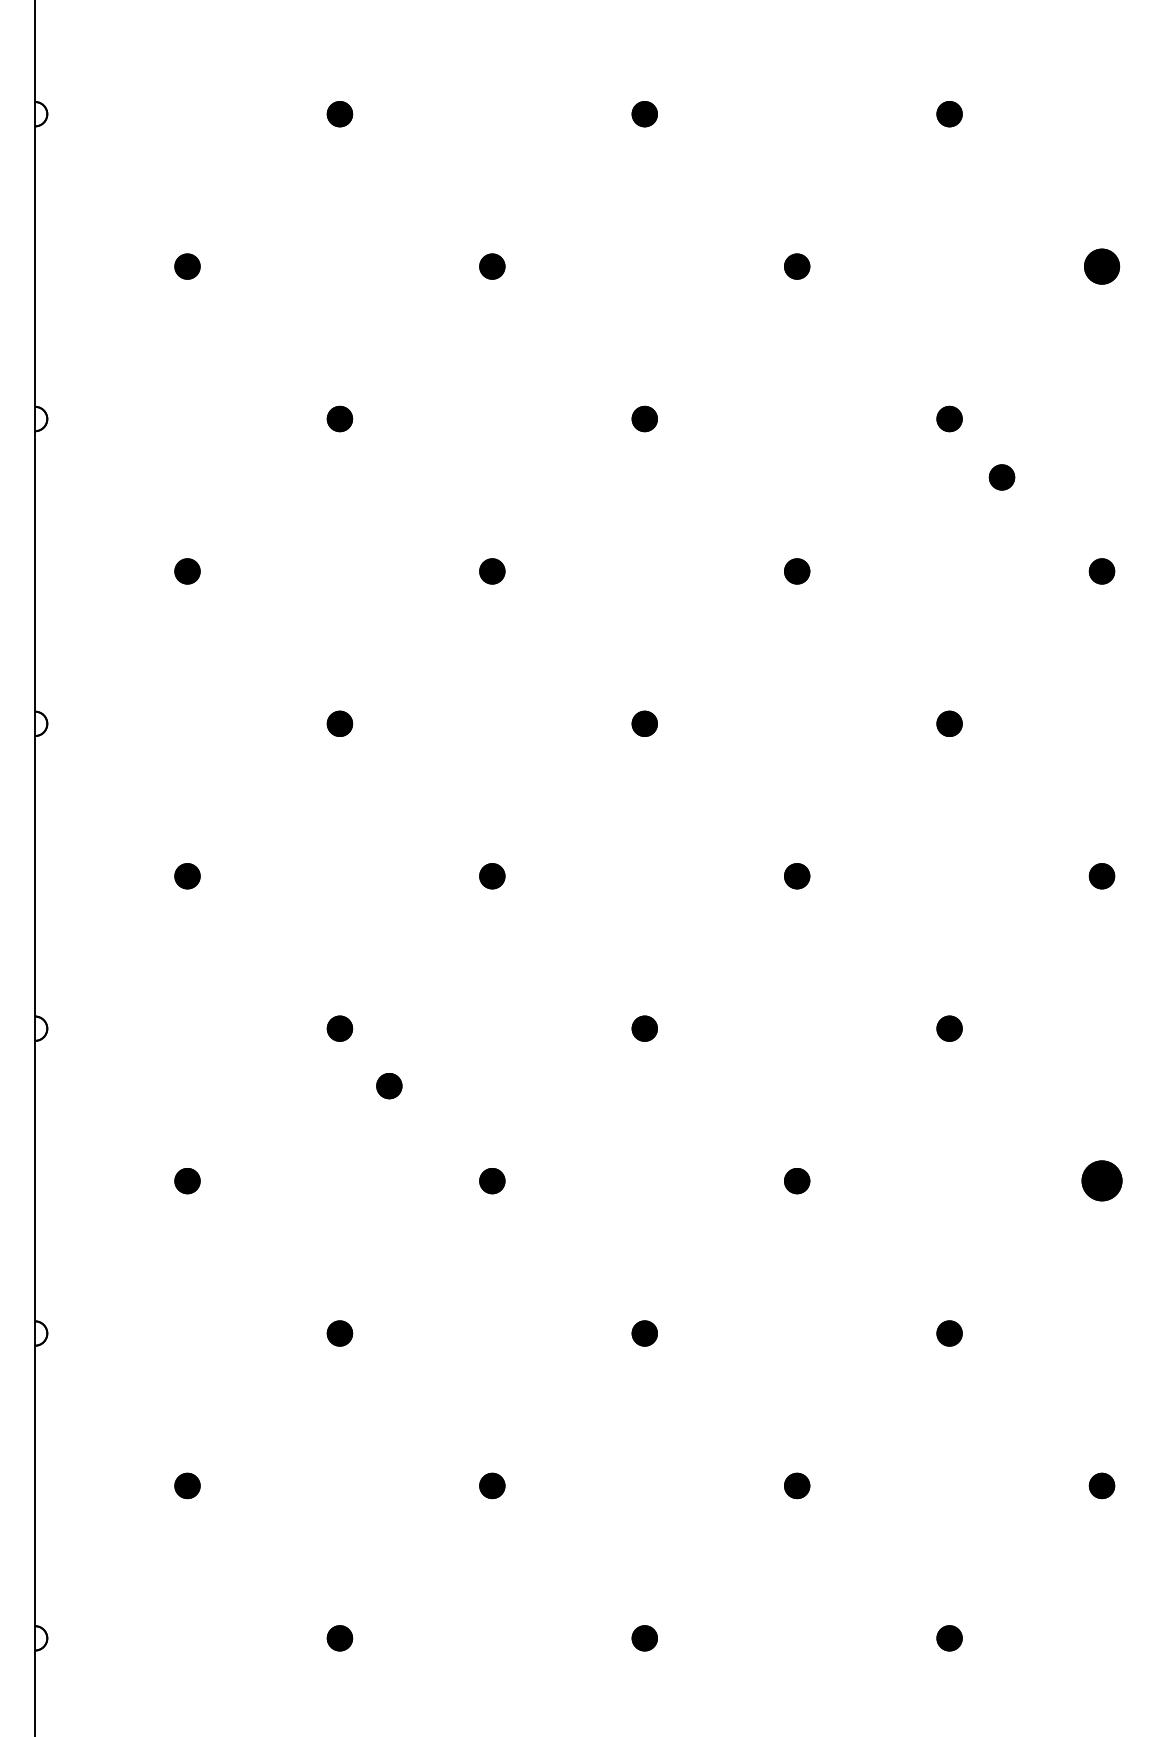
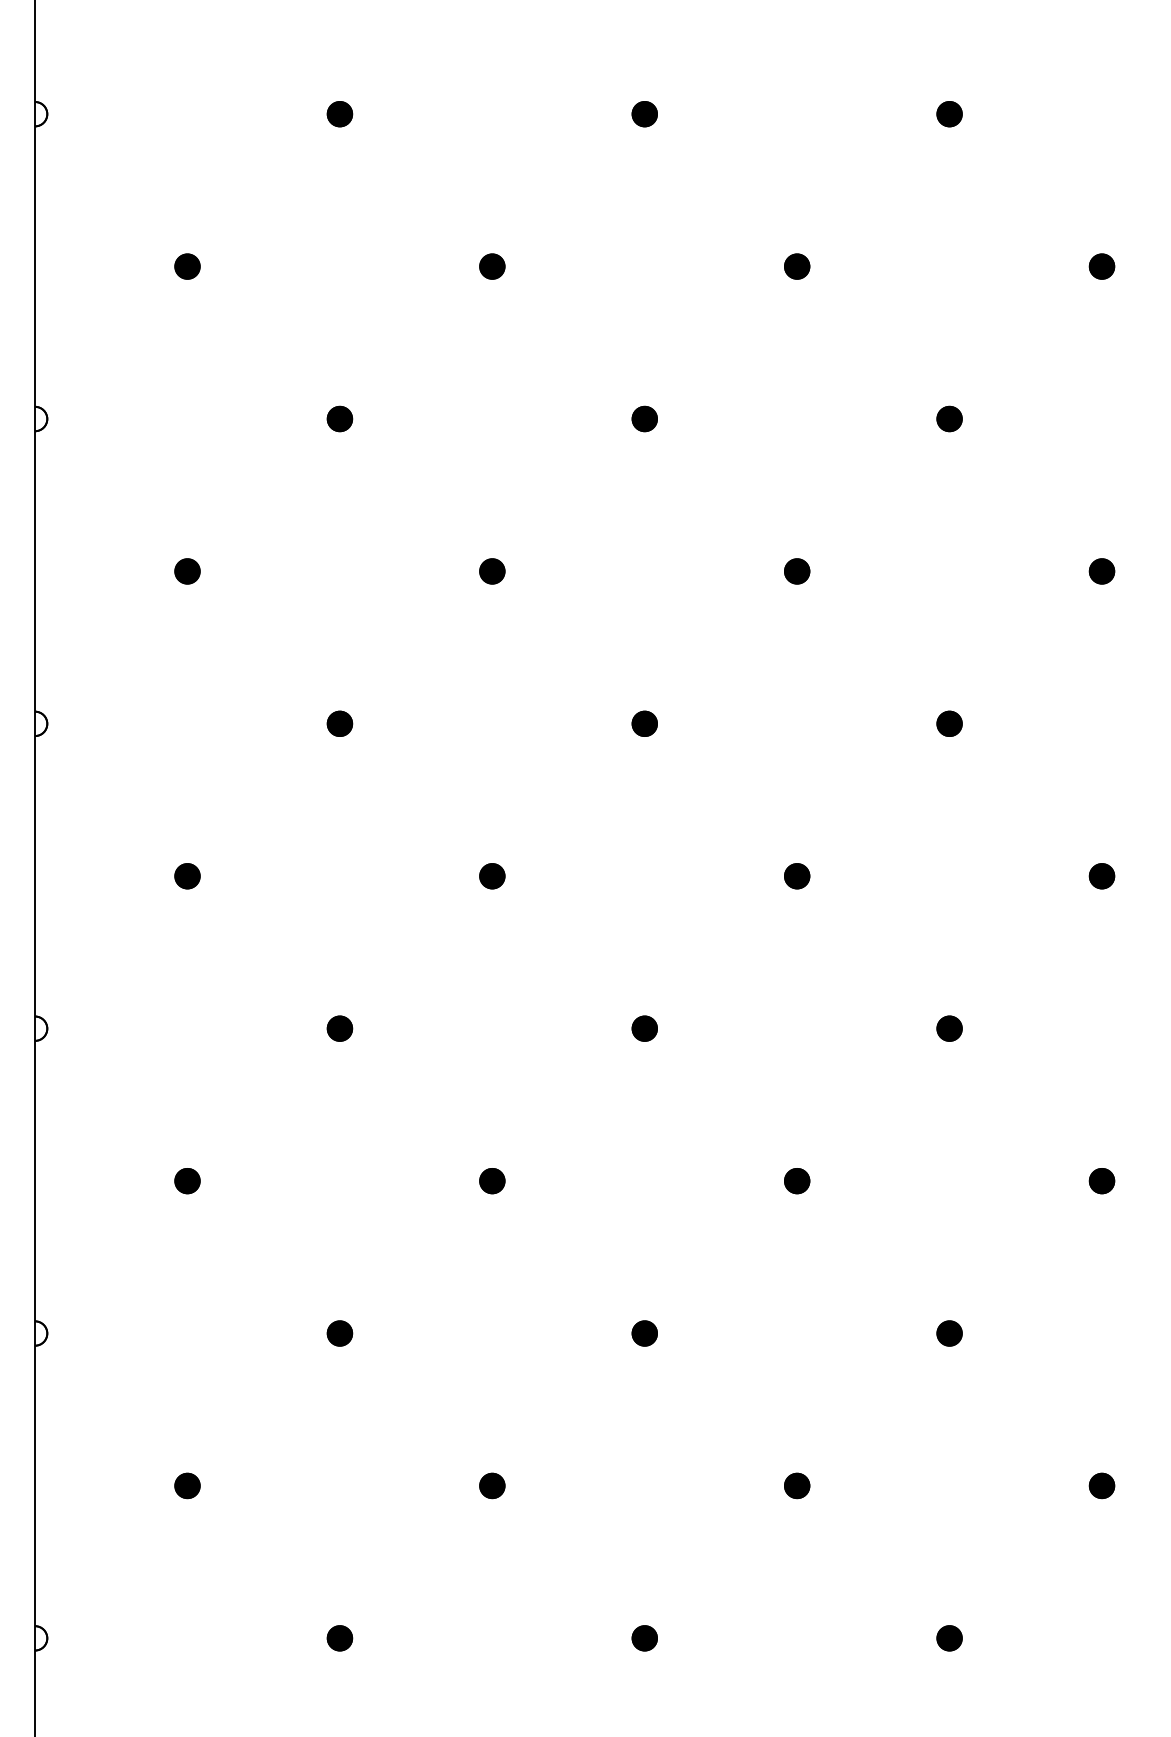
part size: 37x37 px -> 28x27 px (1101, 266)
part: present -> none (1001, 477)
part: present -> none (389, 1086)
part size: 42x42 px -> 28x27 px (1101, 1181)
